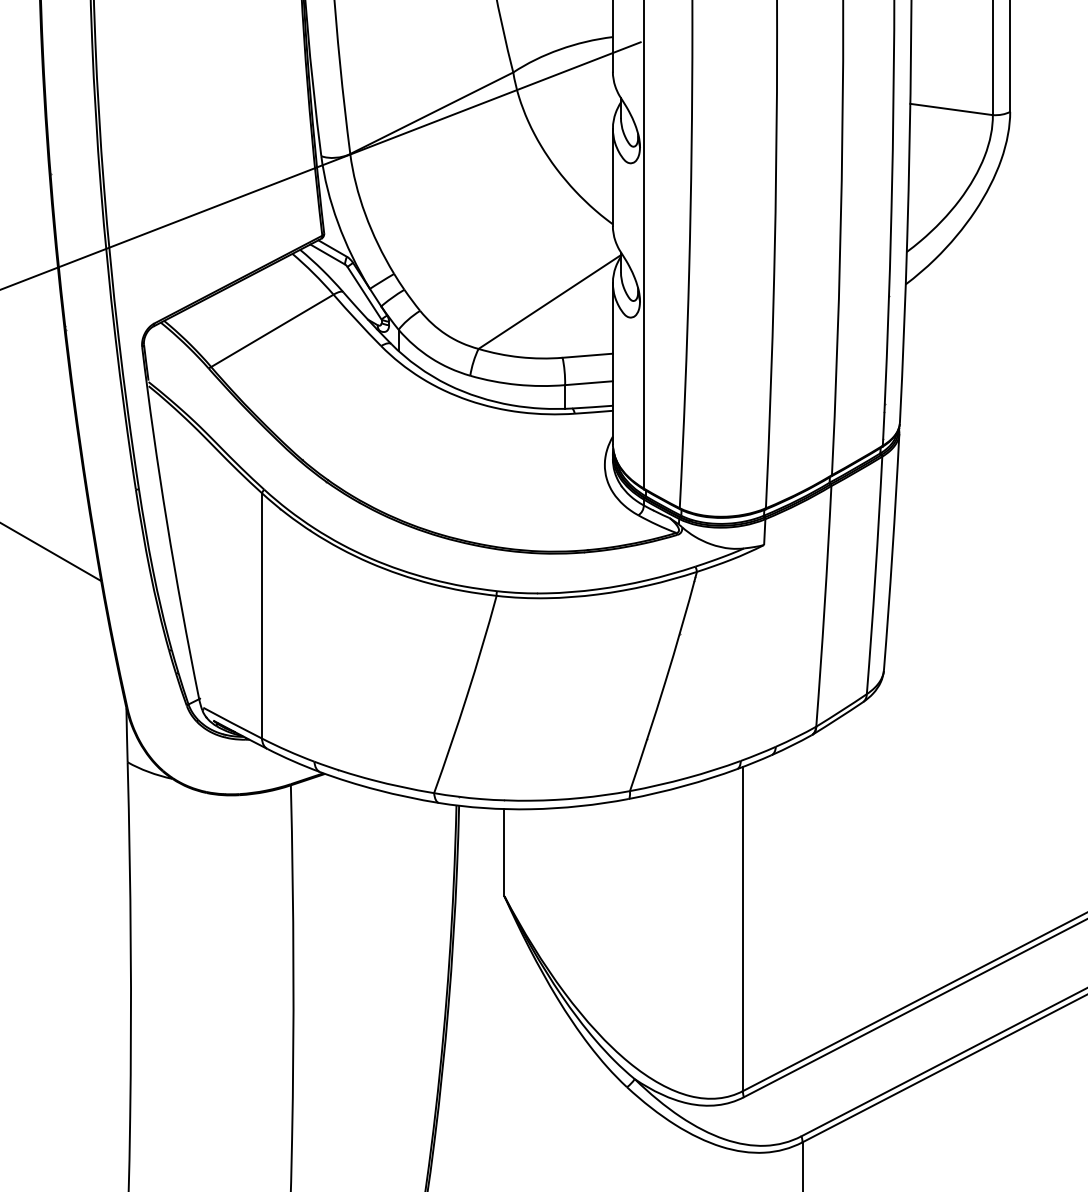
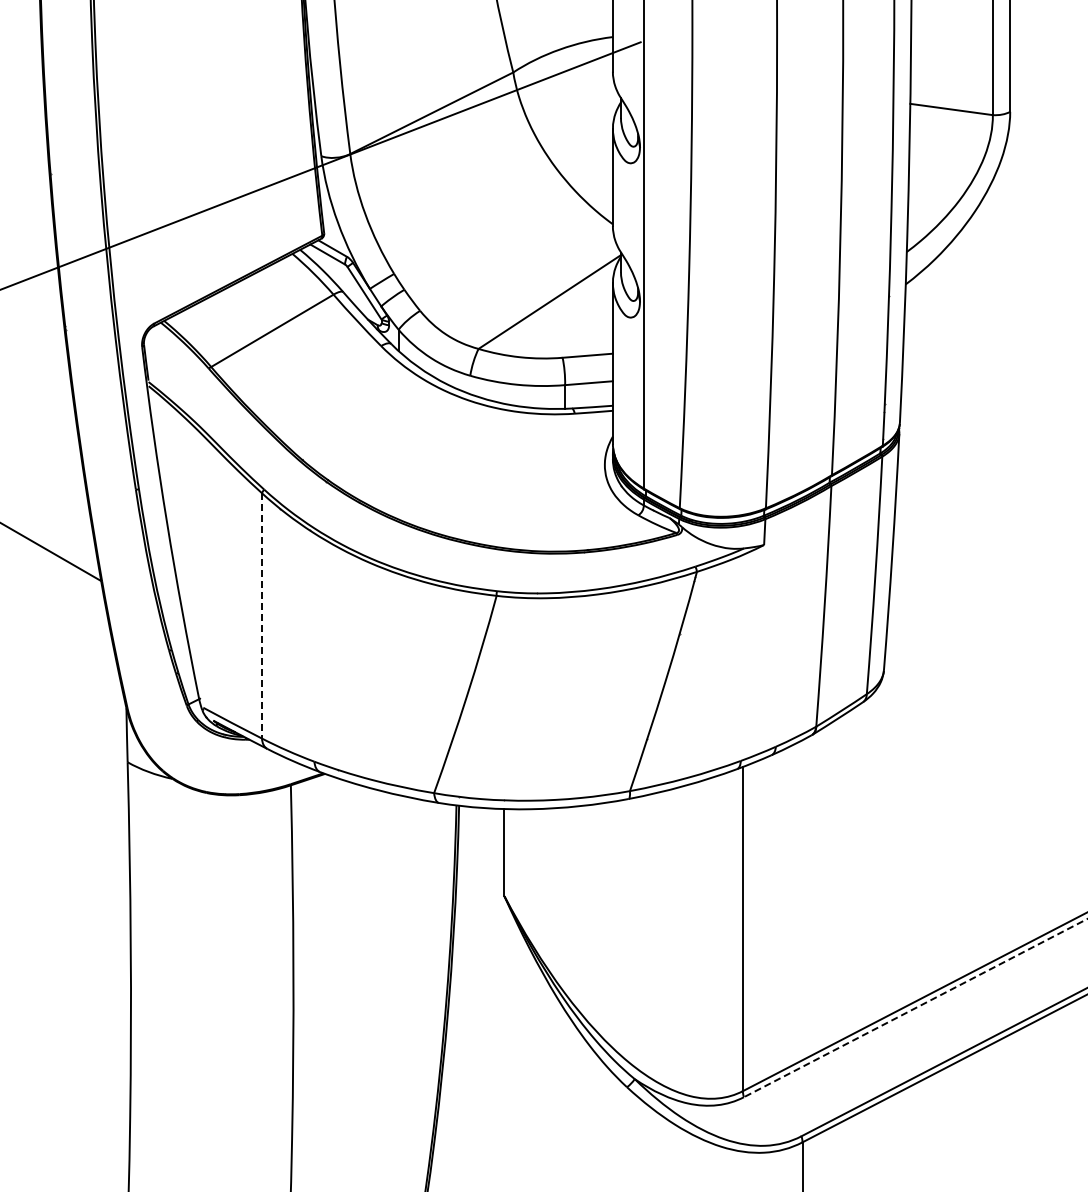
line: solid -> dashed (262, 615)
line: solid -> dashed (915, 1008)
